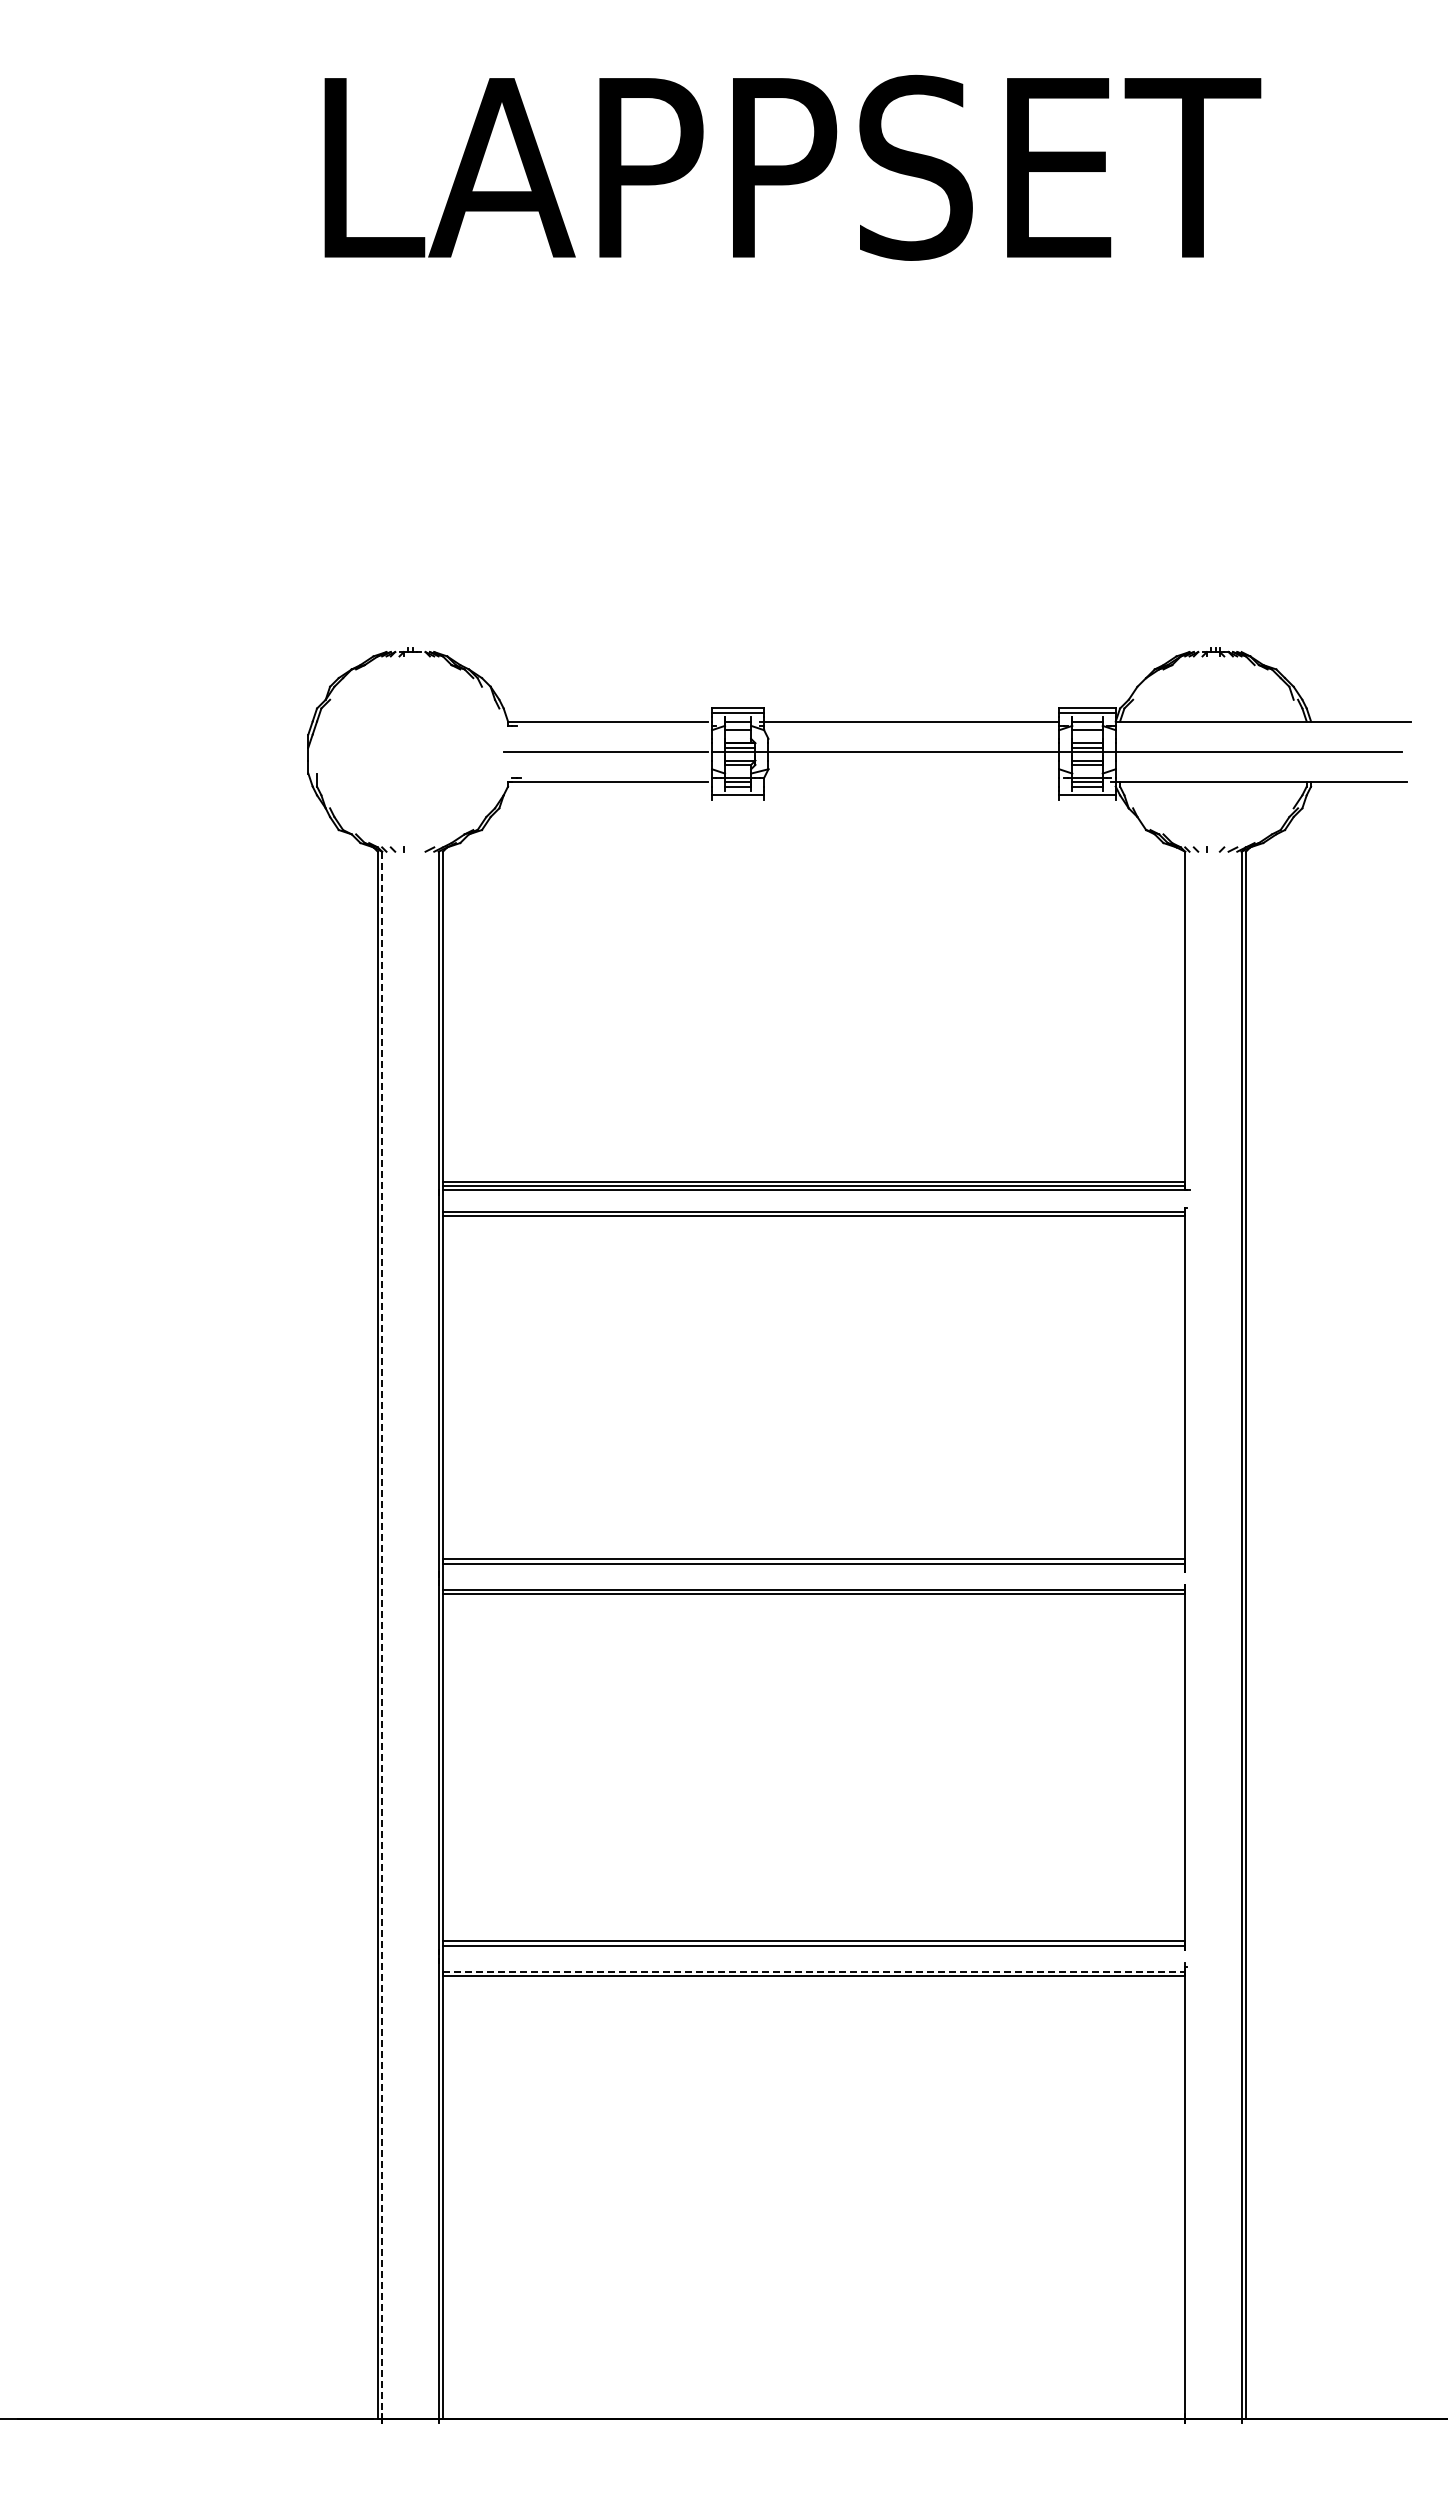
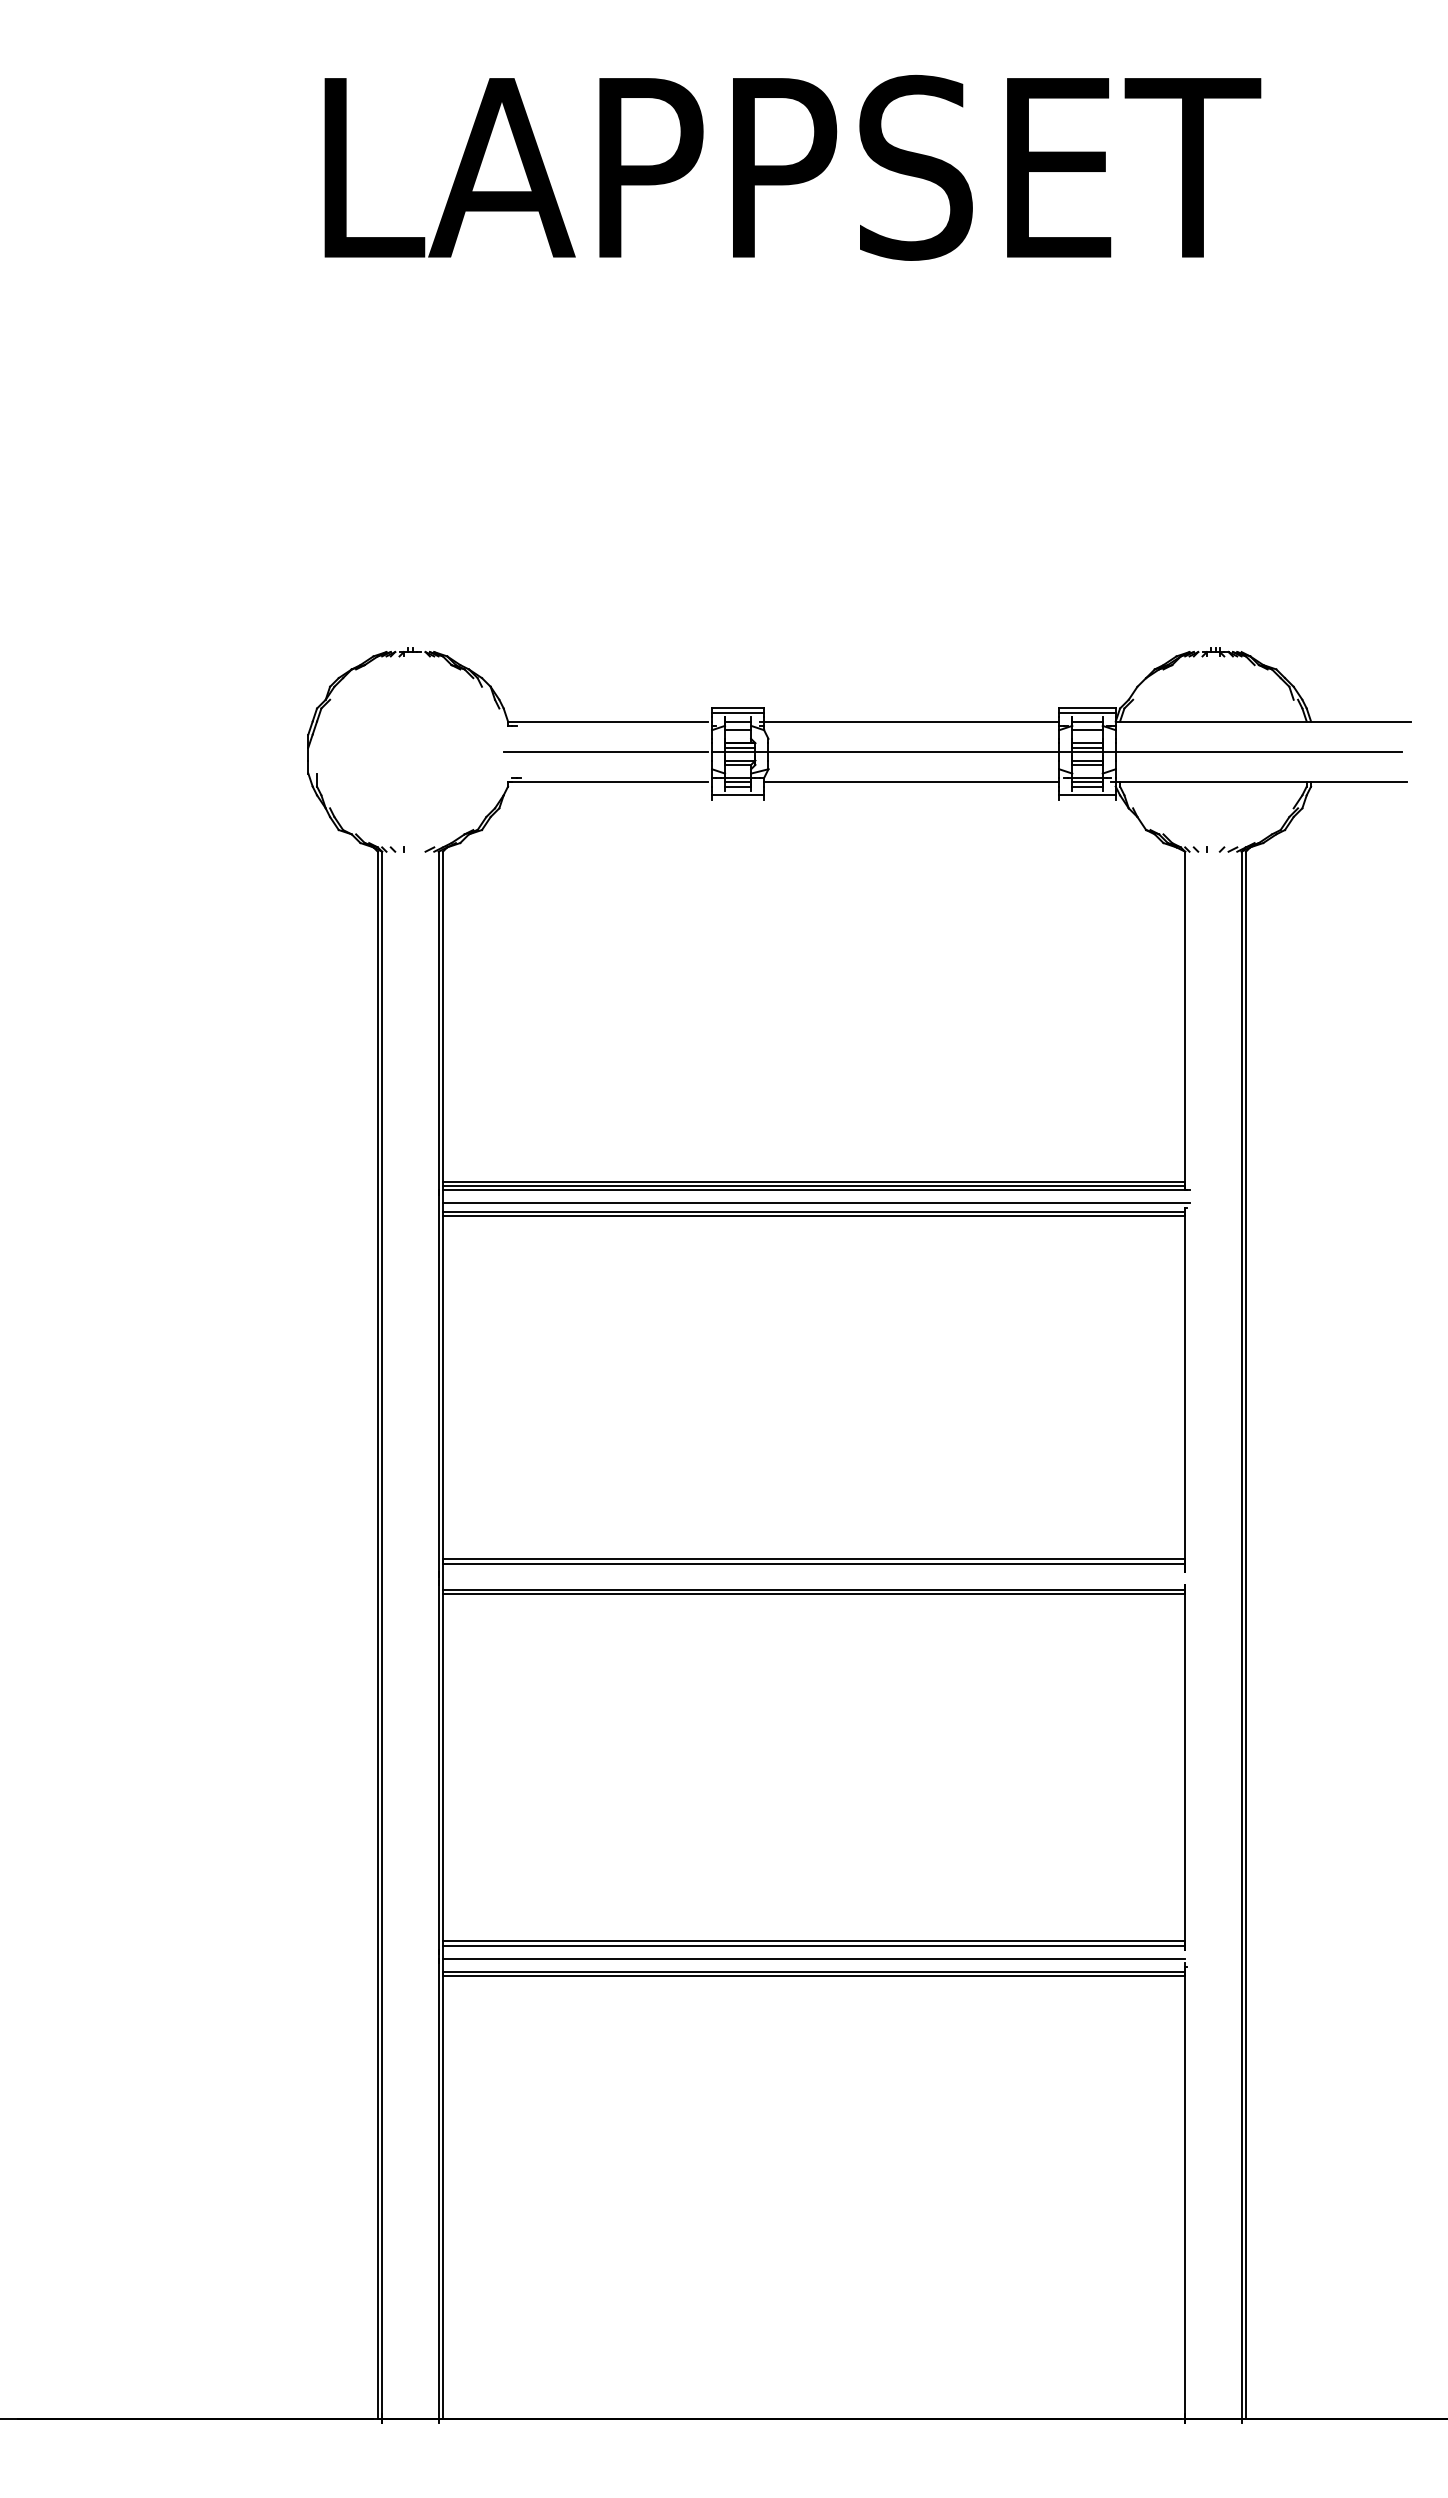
line: none -> present (911, 782)
line: none -> present (815, 1203)
line: dashed -> solid (382, 1635)
line: none -> present (813, 1958)
line: dashed -> solid (814, 1971)
